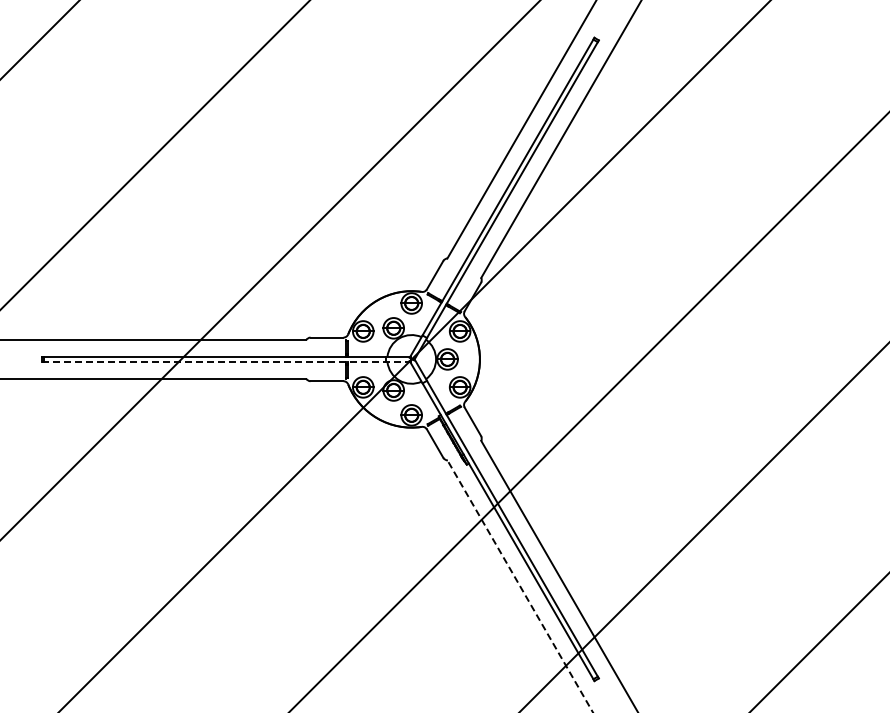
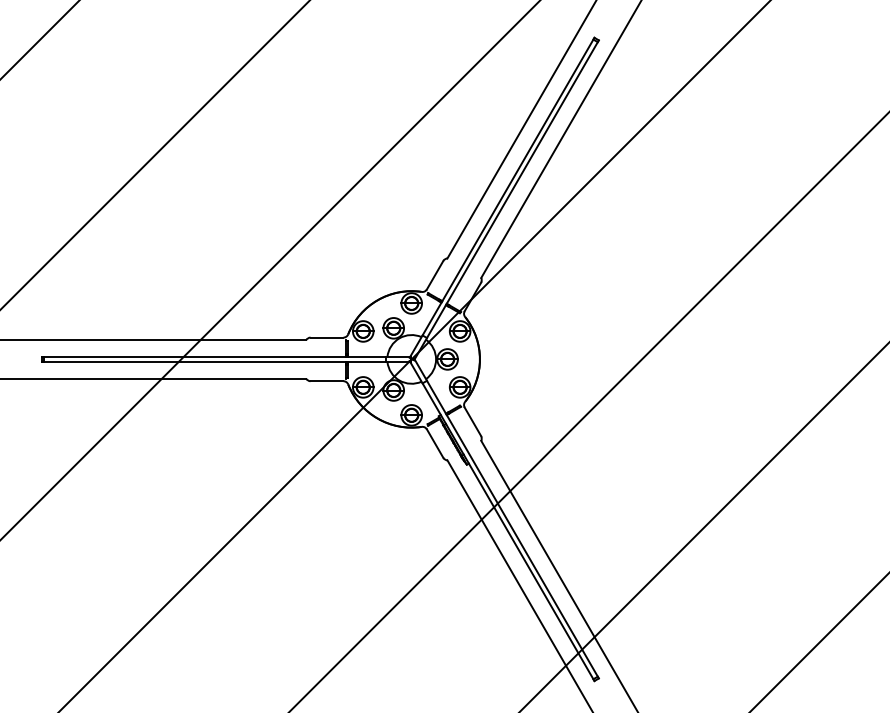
line: dashed -> solid (226, 361)
line: dashed -> solid (520, 586)
